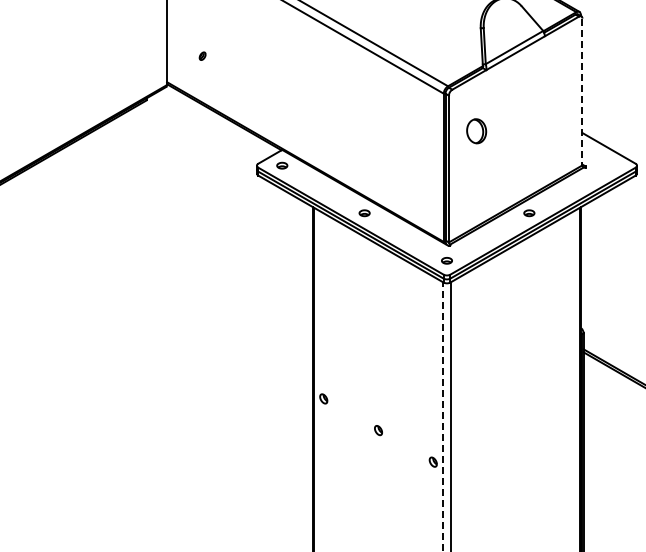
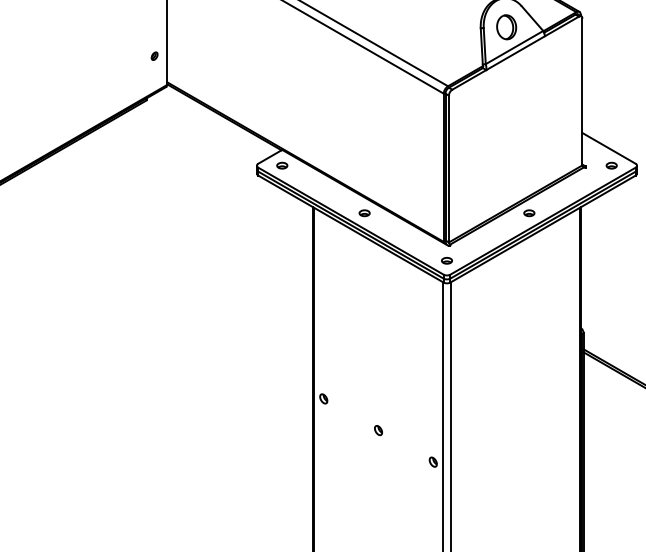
part position: (202, 55) -> (154, 55) (154, 55)
line: dashed -> solid (582, 92)
part position: (476, 131) -> (506, 27) (506, 27)
part: none -> present (611, 165)
line: dashed -> solid (442, 417)
